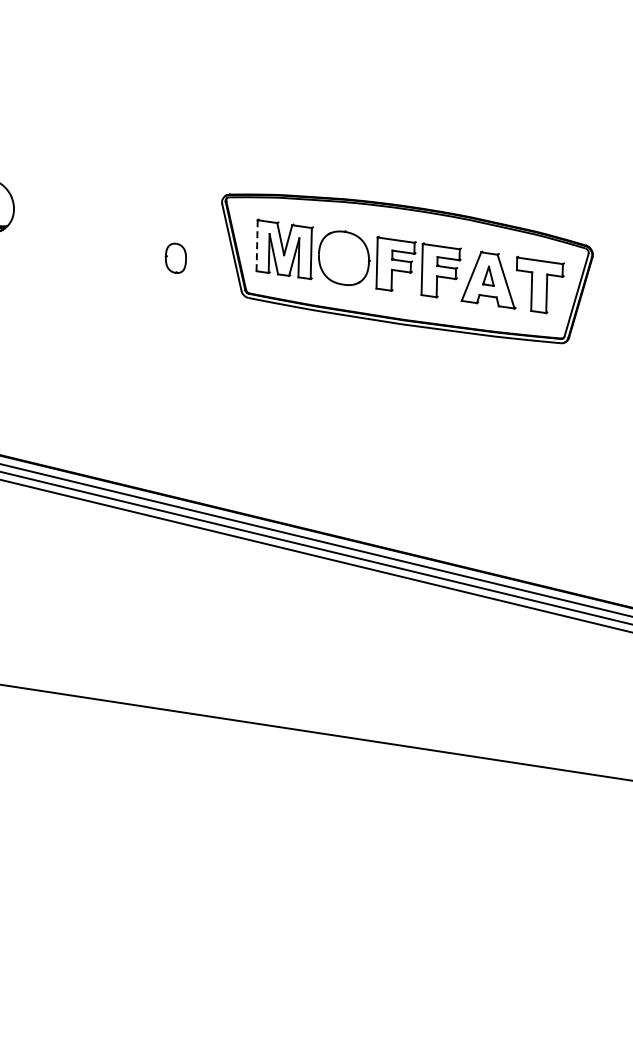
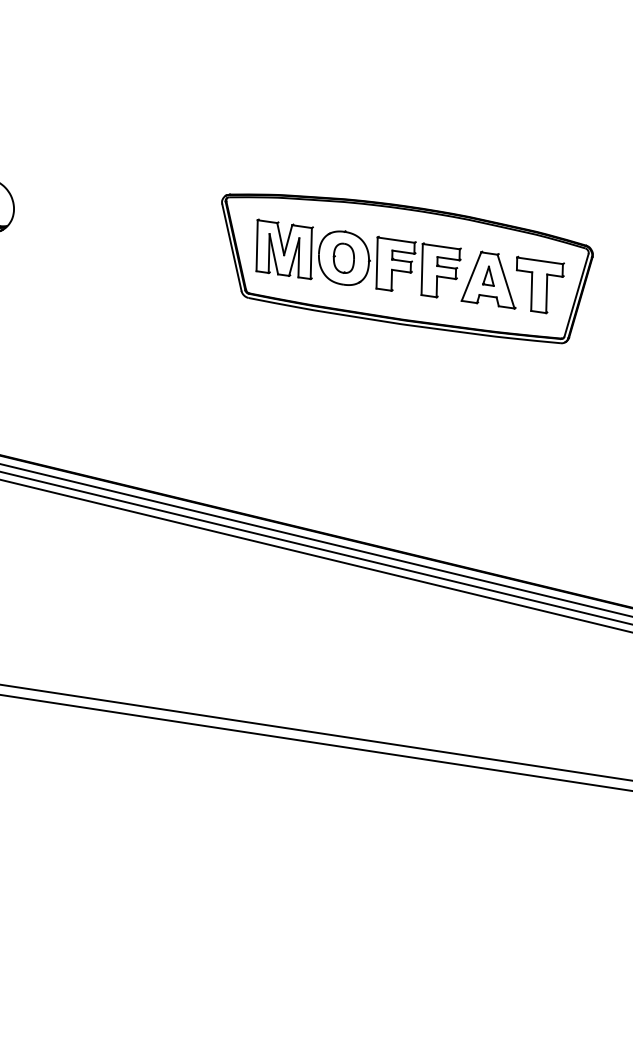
line: dashed -> solid (257, 245)
part position: (175, 257) -> (343, 257) (343, 257)
line: none -> present (315, 742)
